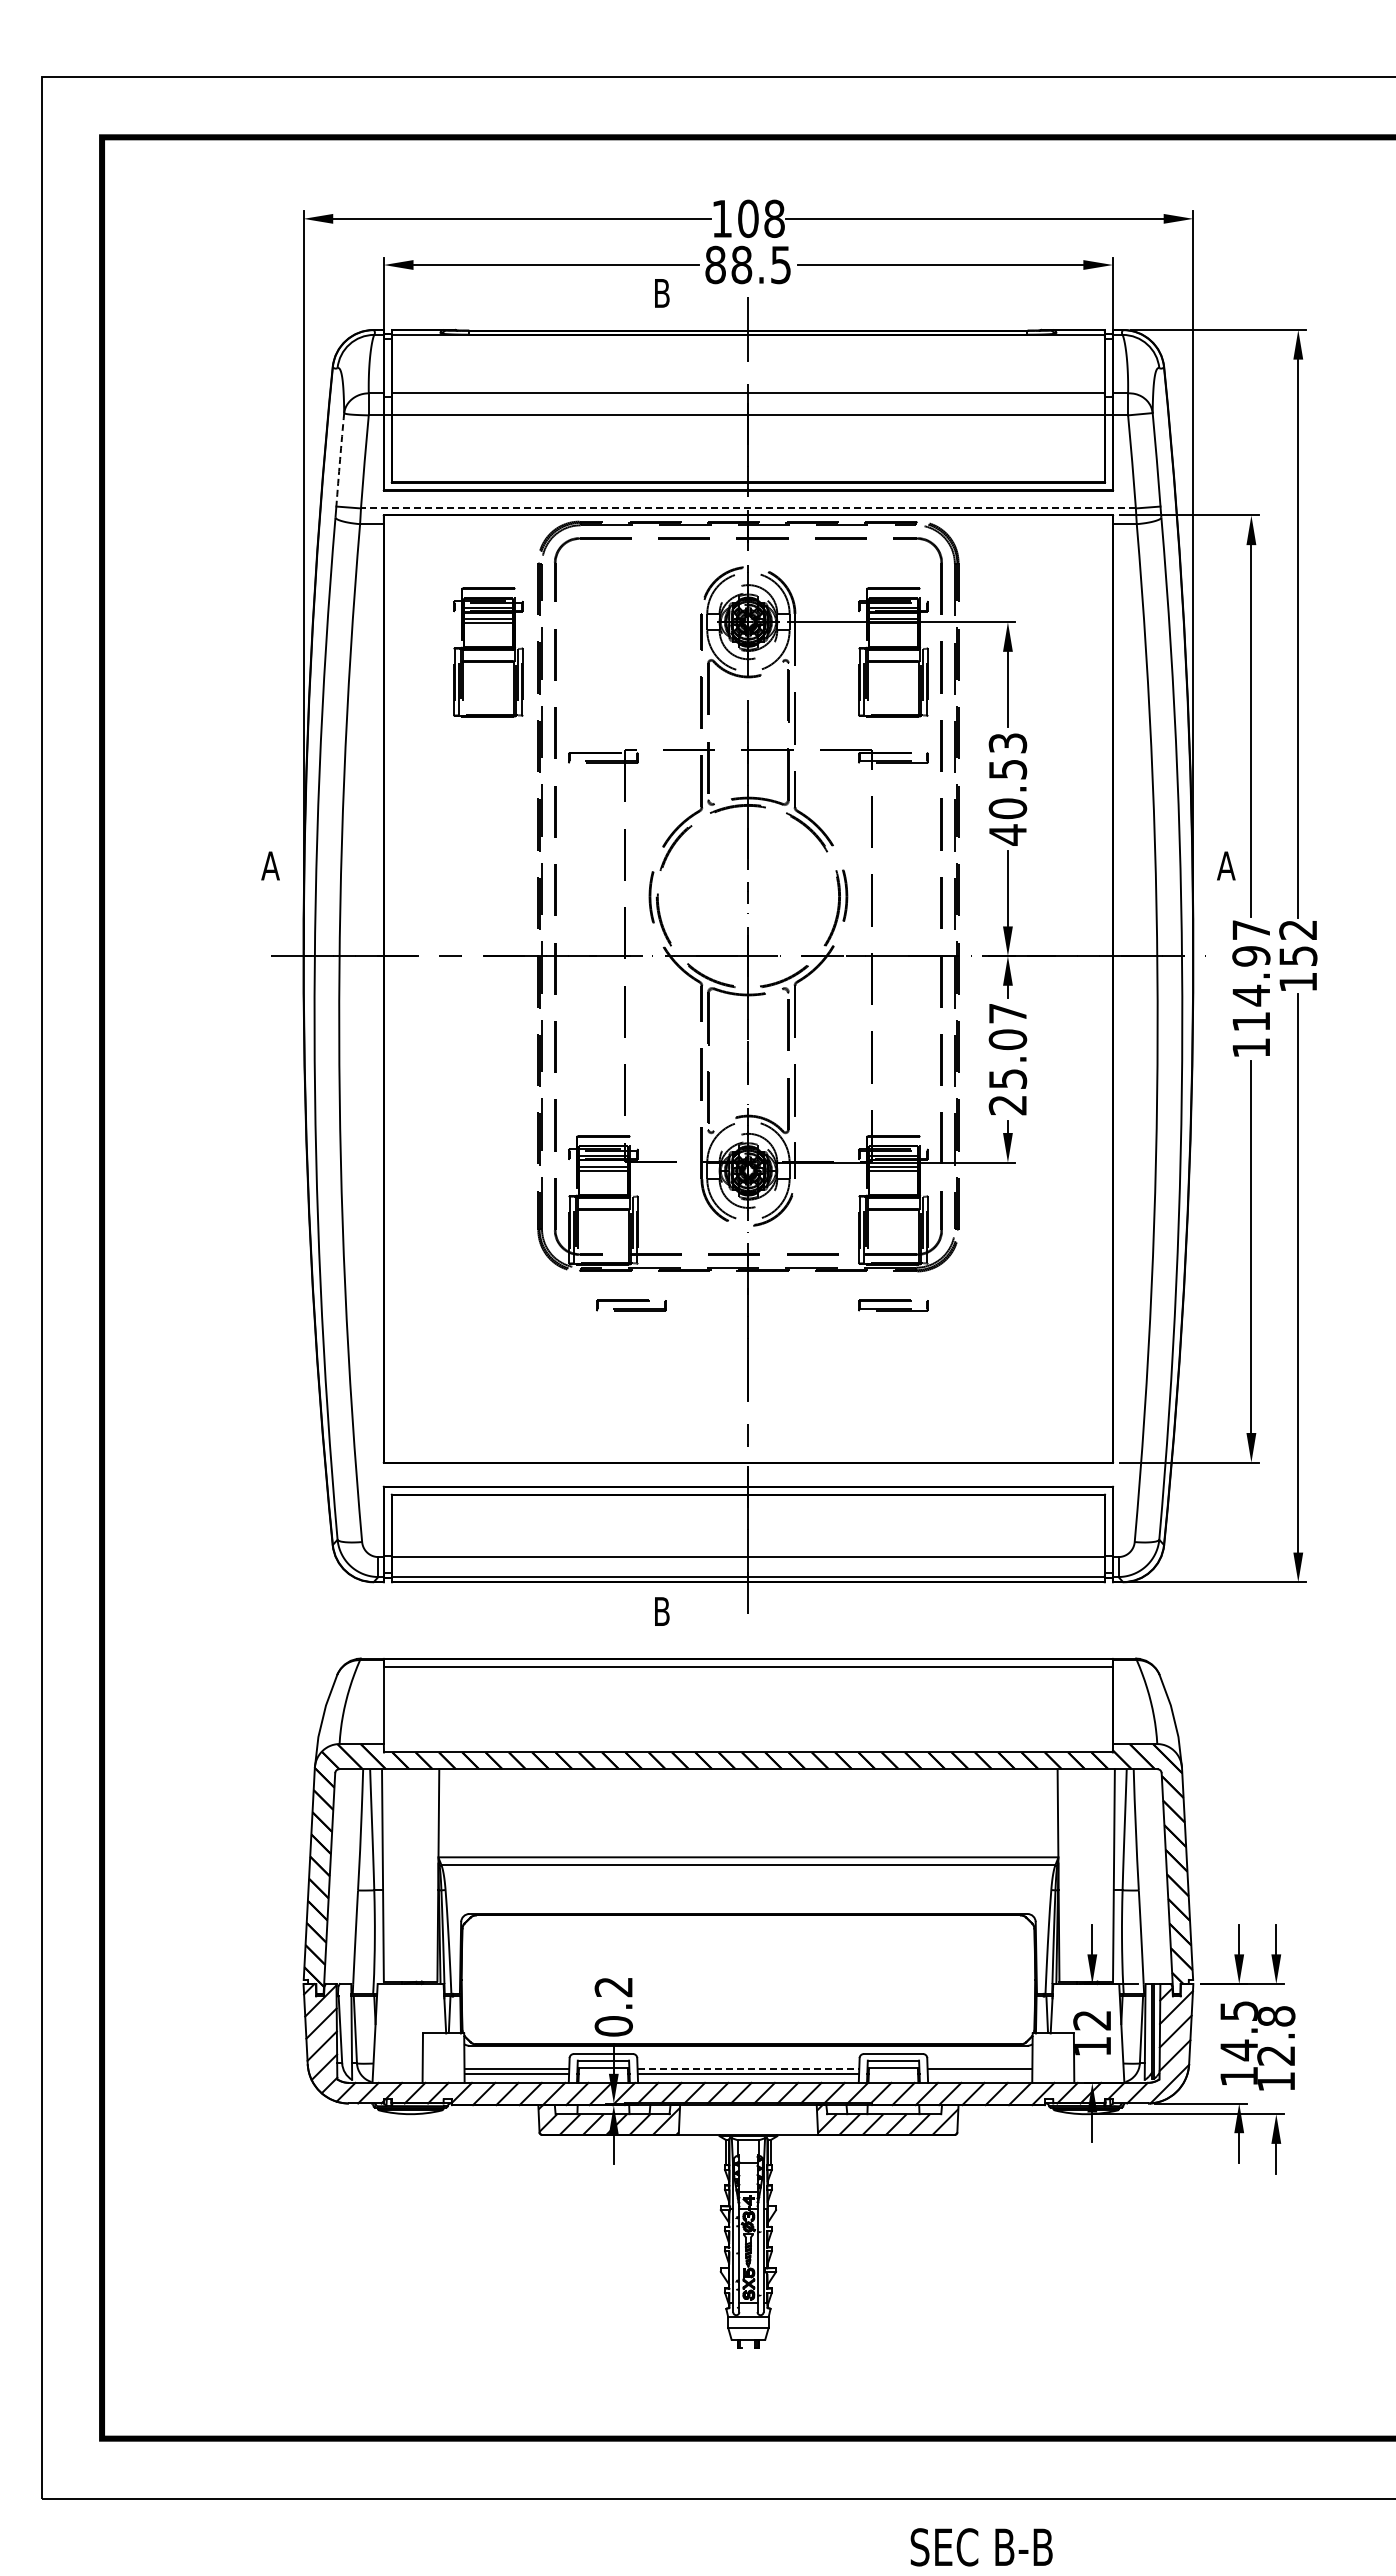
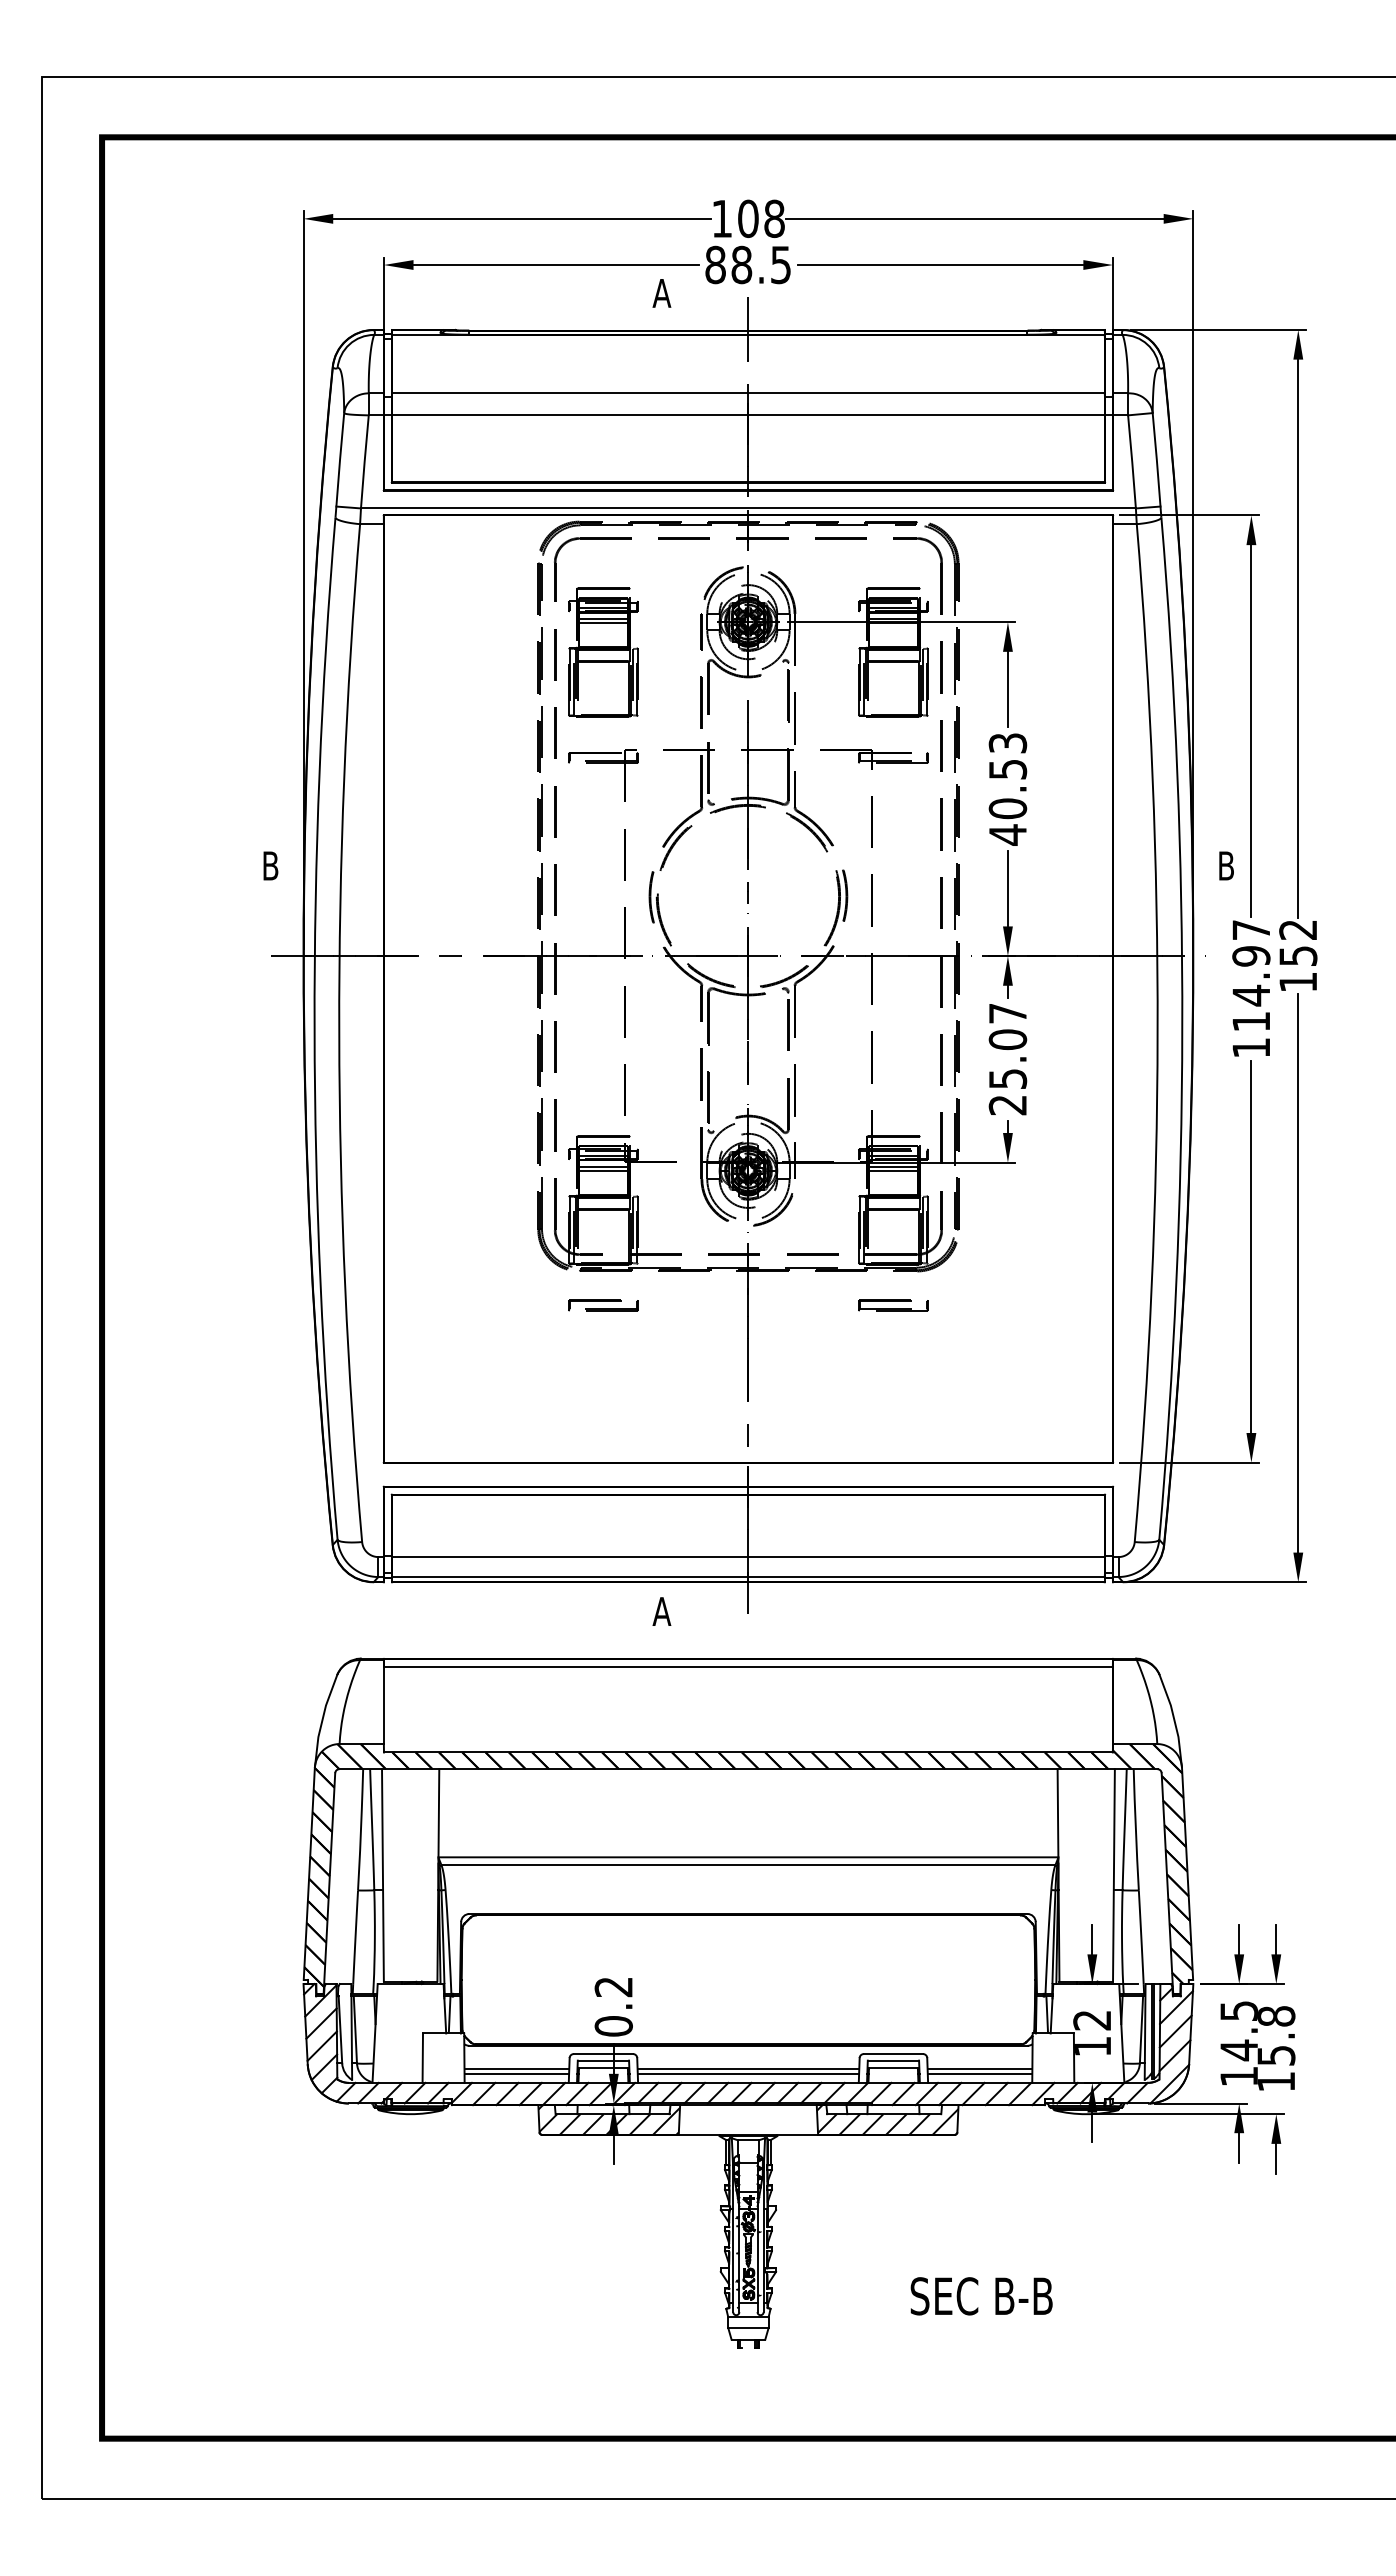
text: B -> A (661, 293)
arc: dashed -> solid (340, 459)
line: dashed -> solid (747, 508)
part position: (488, 652) -> (603, 652) (603, 652)
text: A -> B (270, 865)
text: A -> B (1226, 865)
part position: (631, 1305) -> (603, 1305) (603, 1305)
text: B -> A (661, 1611)
text: 12.8 -> 15.8 (1276, 2055)
line: dashed -> solid (748, 2069)
line: none -> present (979, 2073)
text position: (981, 2547) -> (981, 2296) (981, 2296)
